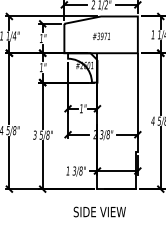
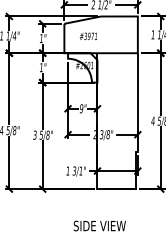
text position: (100, 36) -> (87, 36) (87, 36)
text: 1" -> 9" (81, 108)
text: 3/8" -> 3/1" (80, 170)
text position: (99, 211) -> (99, 225) (99, 225)
